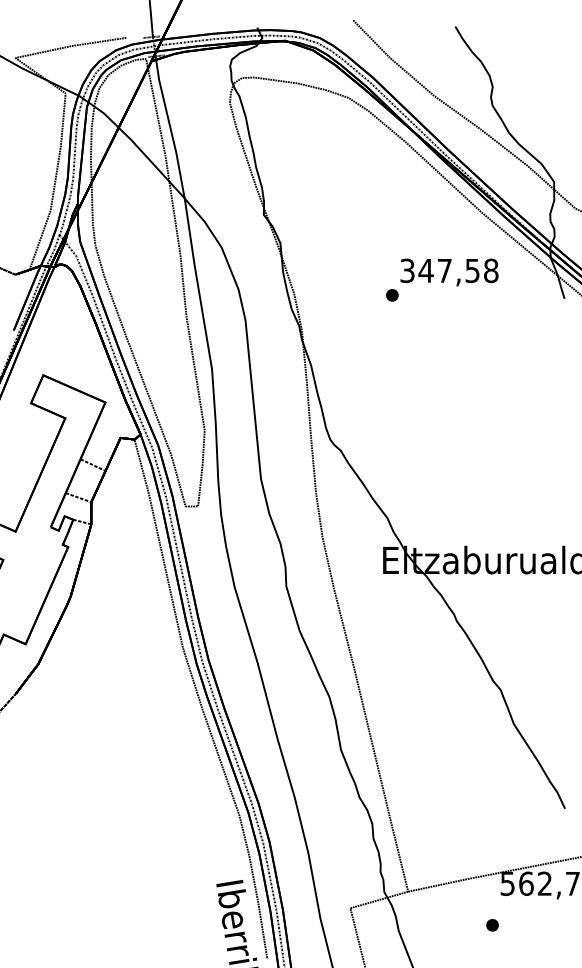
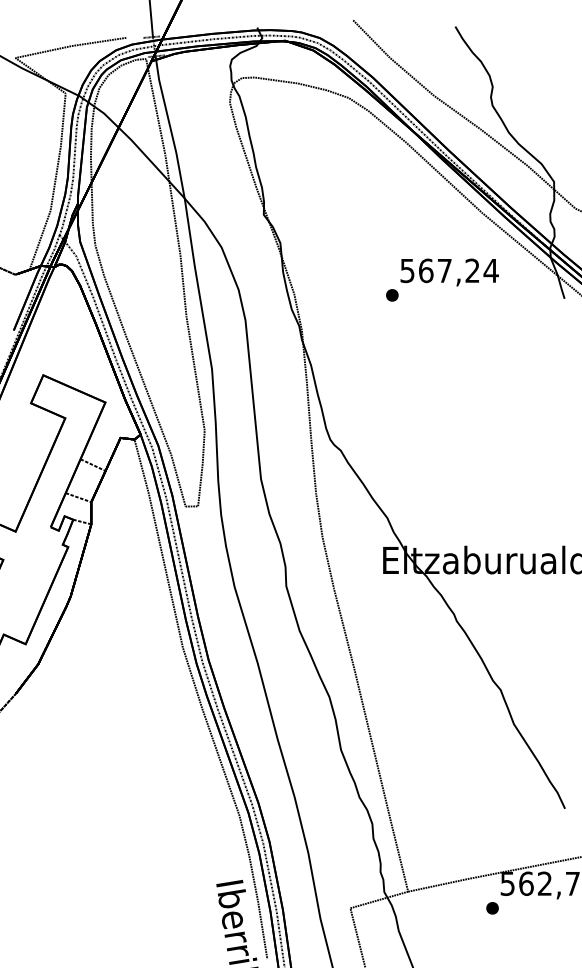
text: 347,58 -> 567,24 (449, 270)
part position: (492, 925) -> (492, 908) (492, 908)
